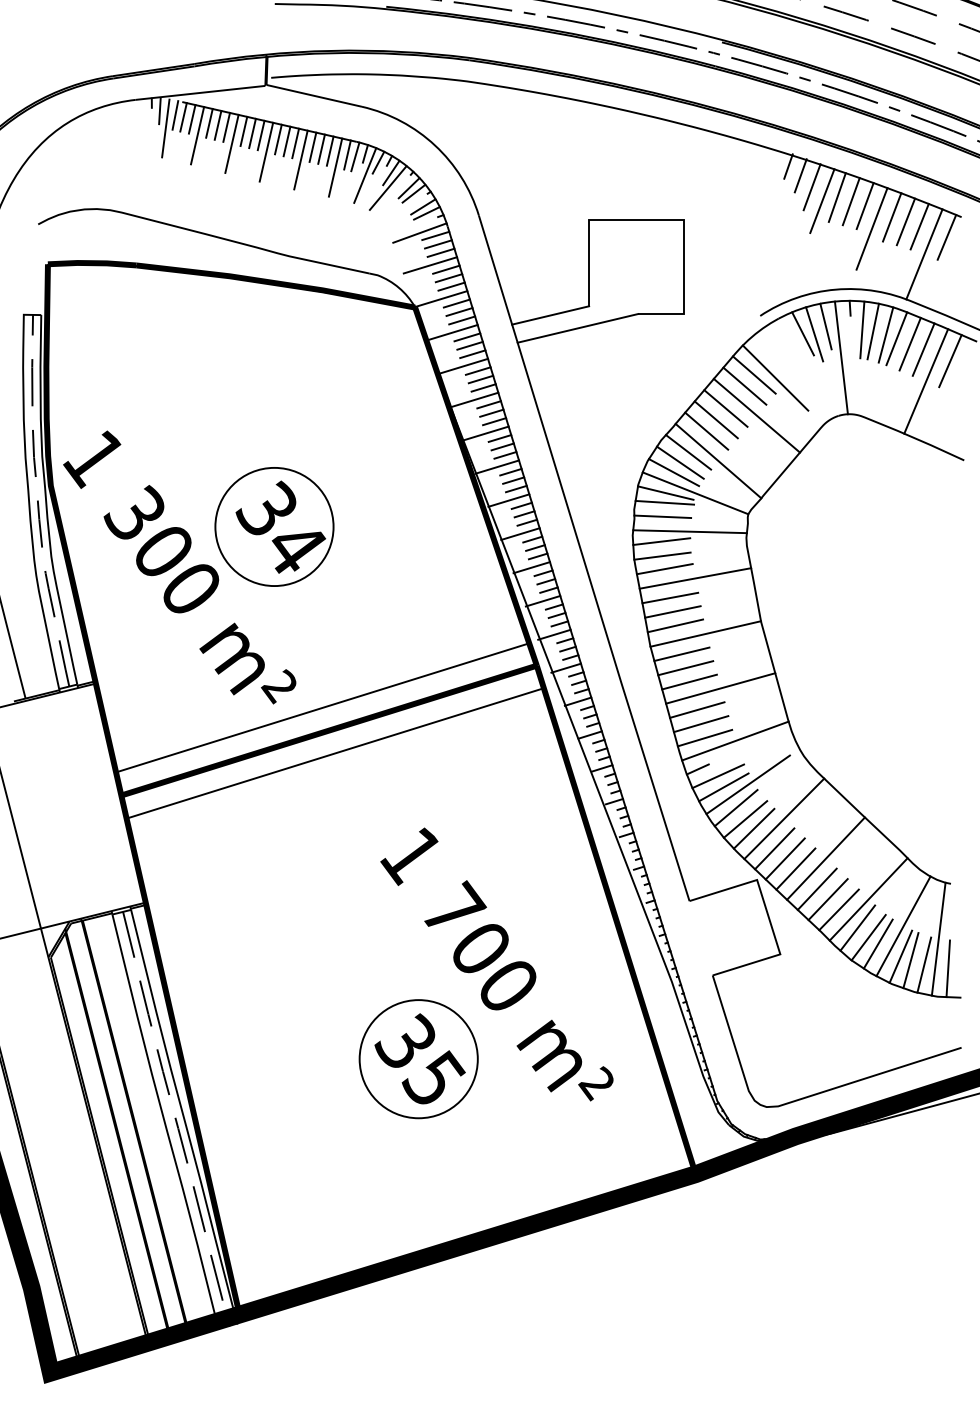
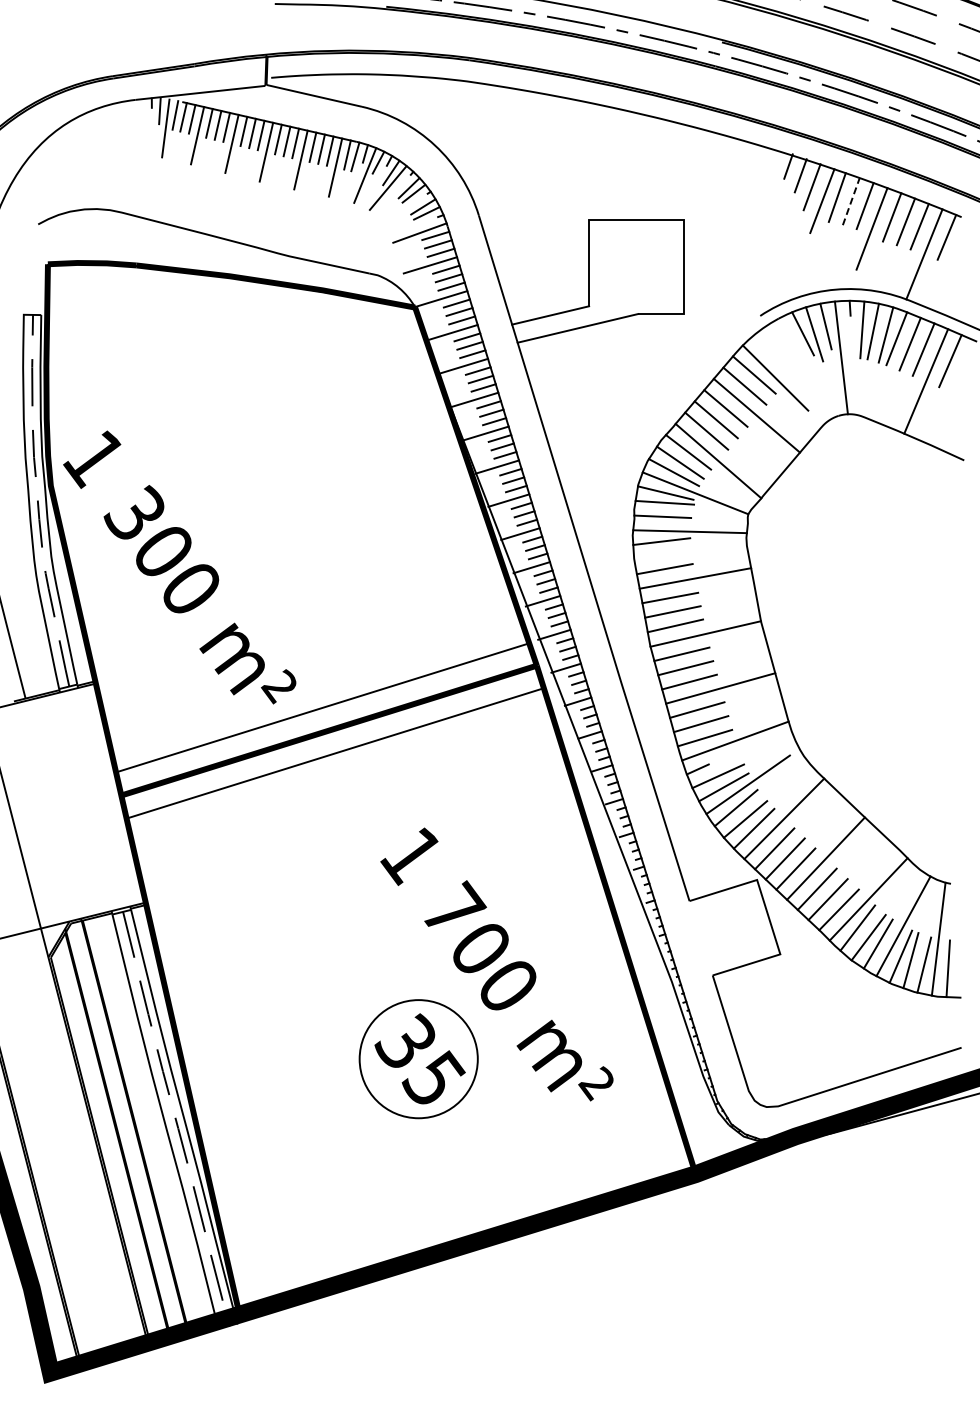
line: solid -> dashed (851, 201)
part: present -> none (274, 526)
line: present -> none (662, 555)
